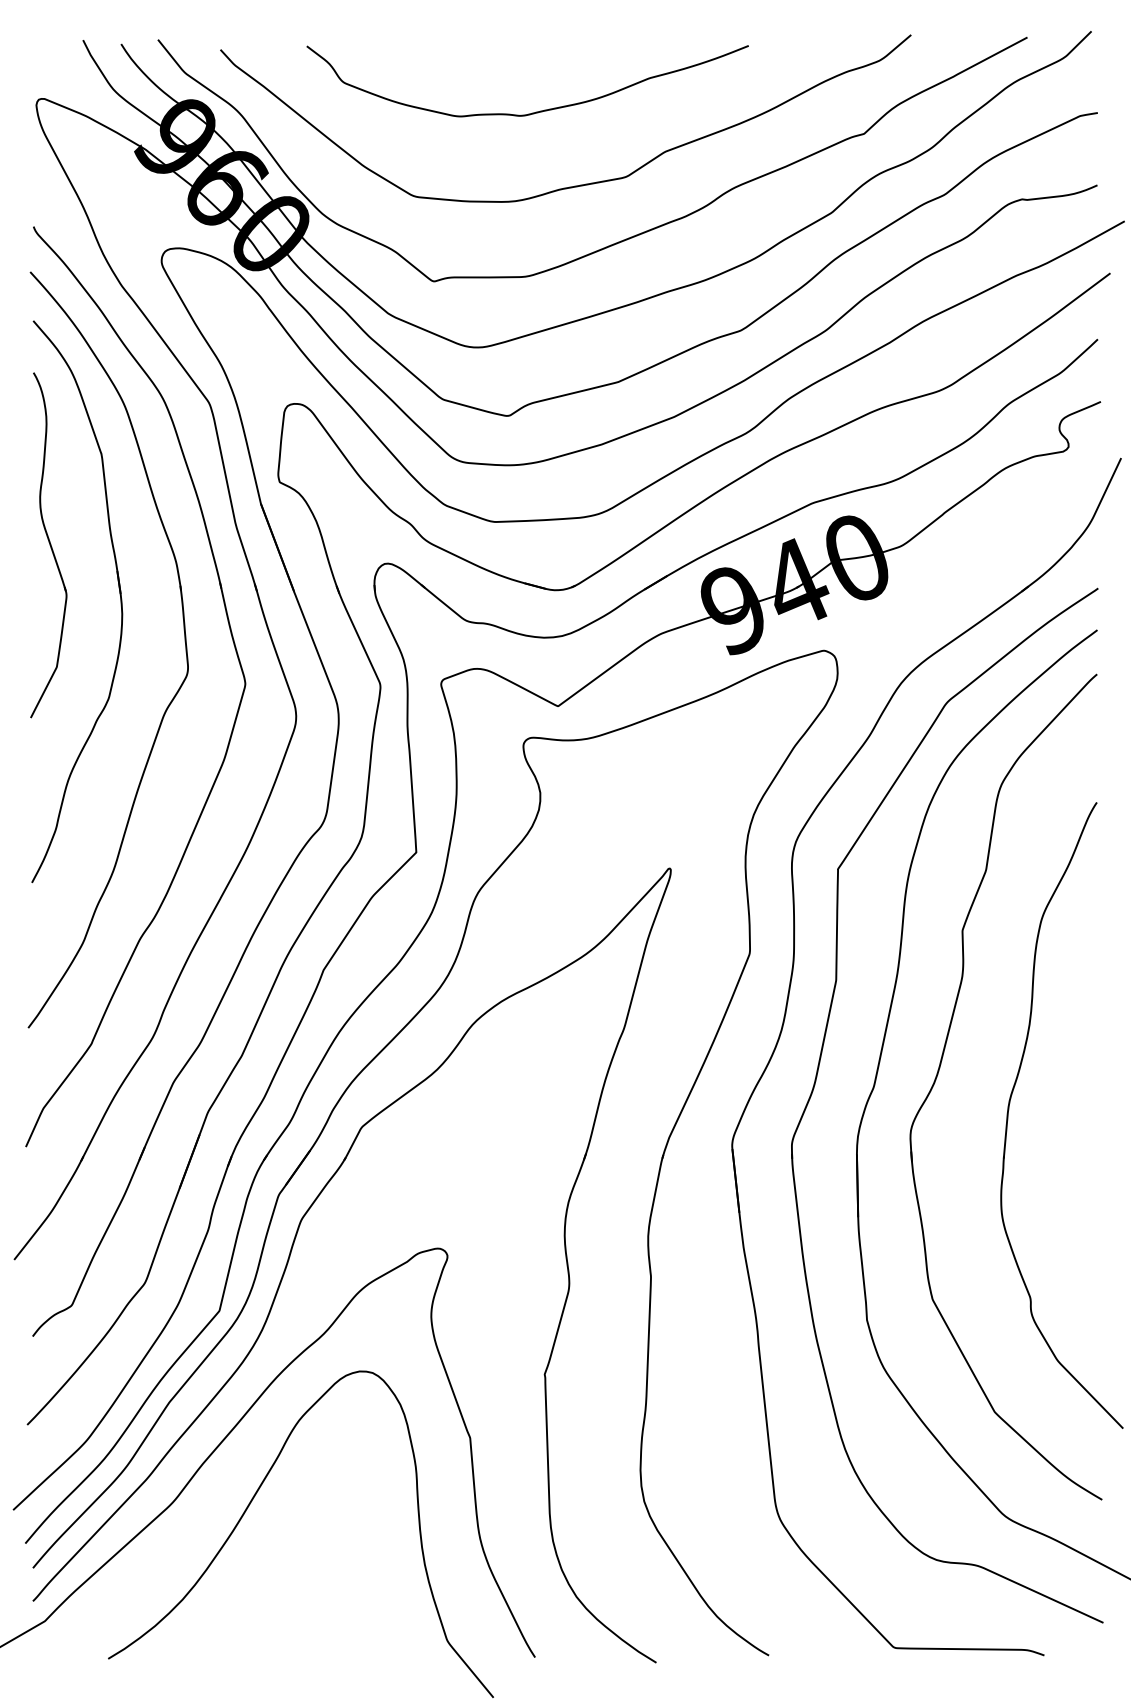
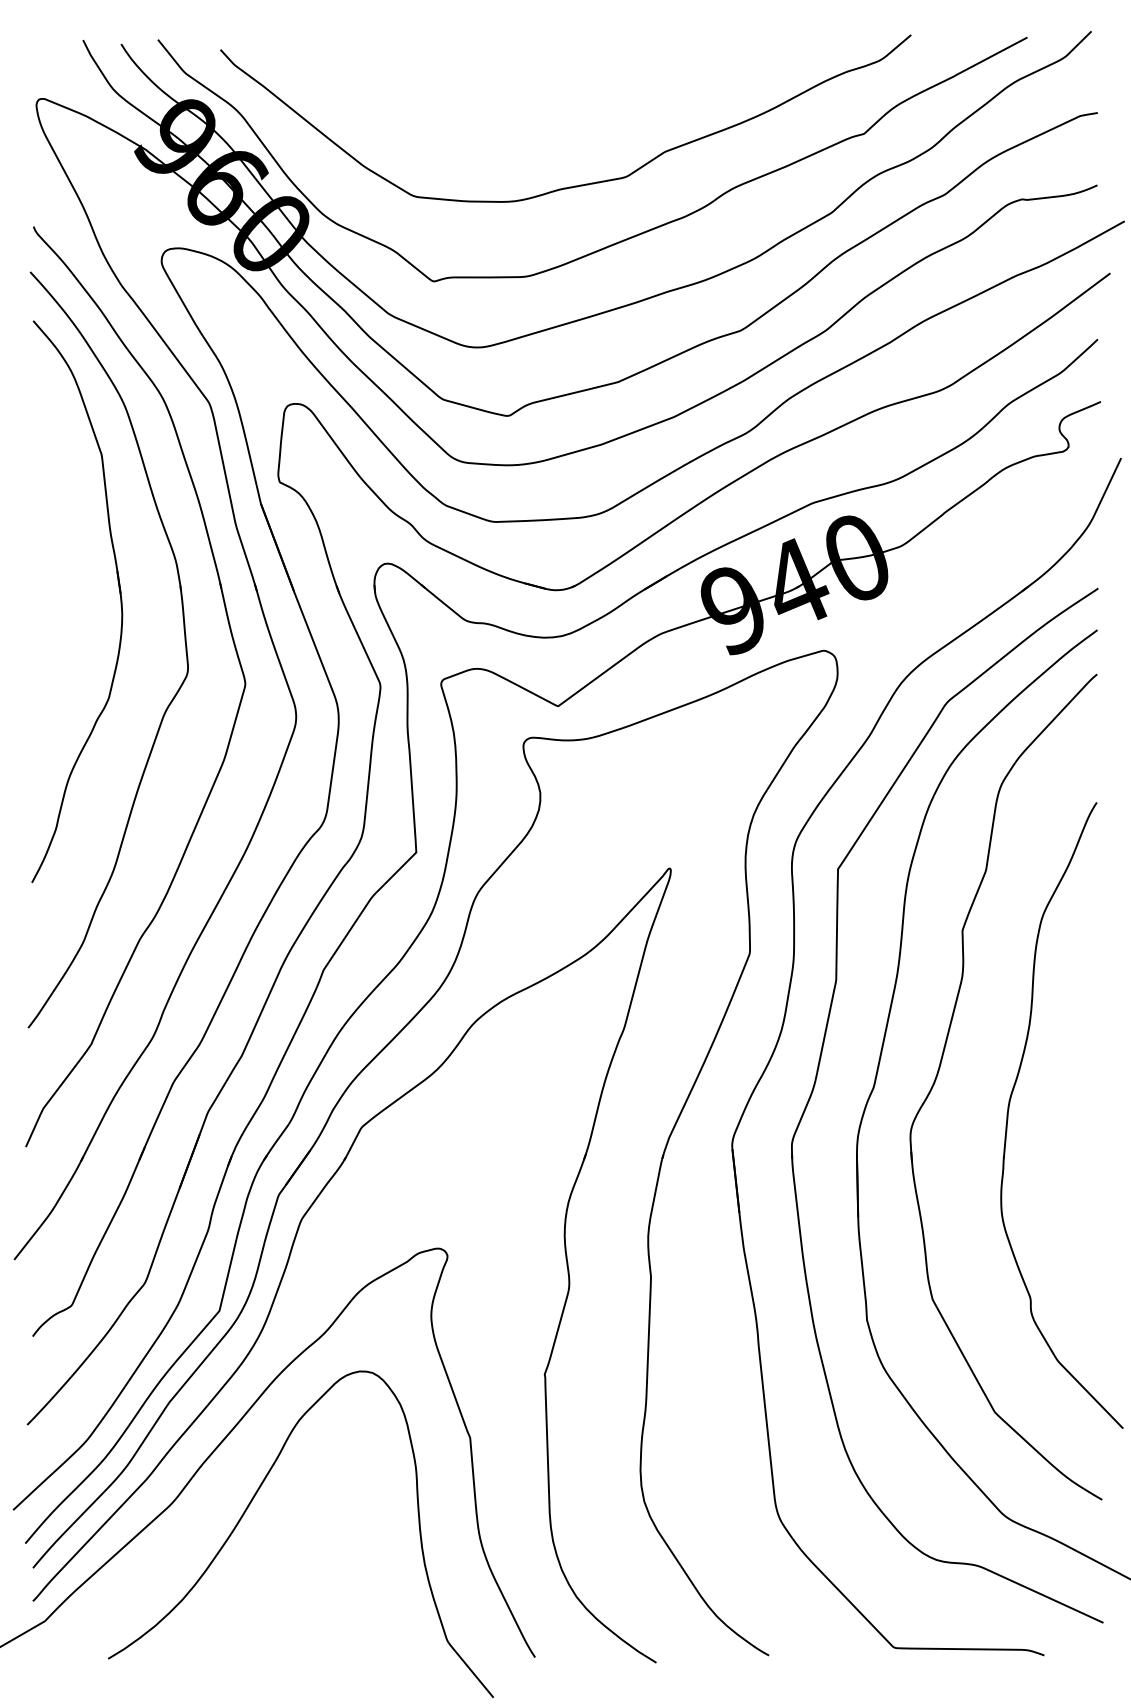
curve: present -> none (536, 111)
part: present -> none (48, 545)
